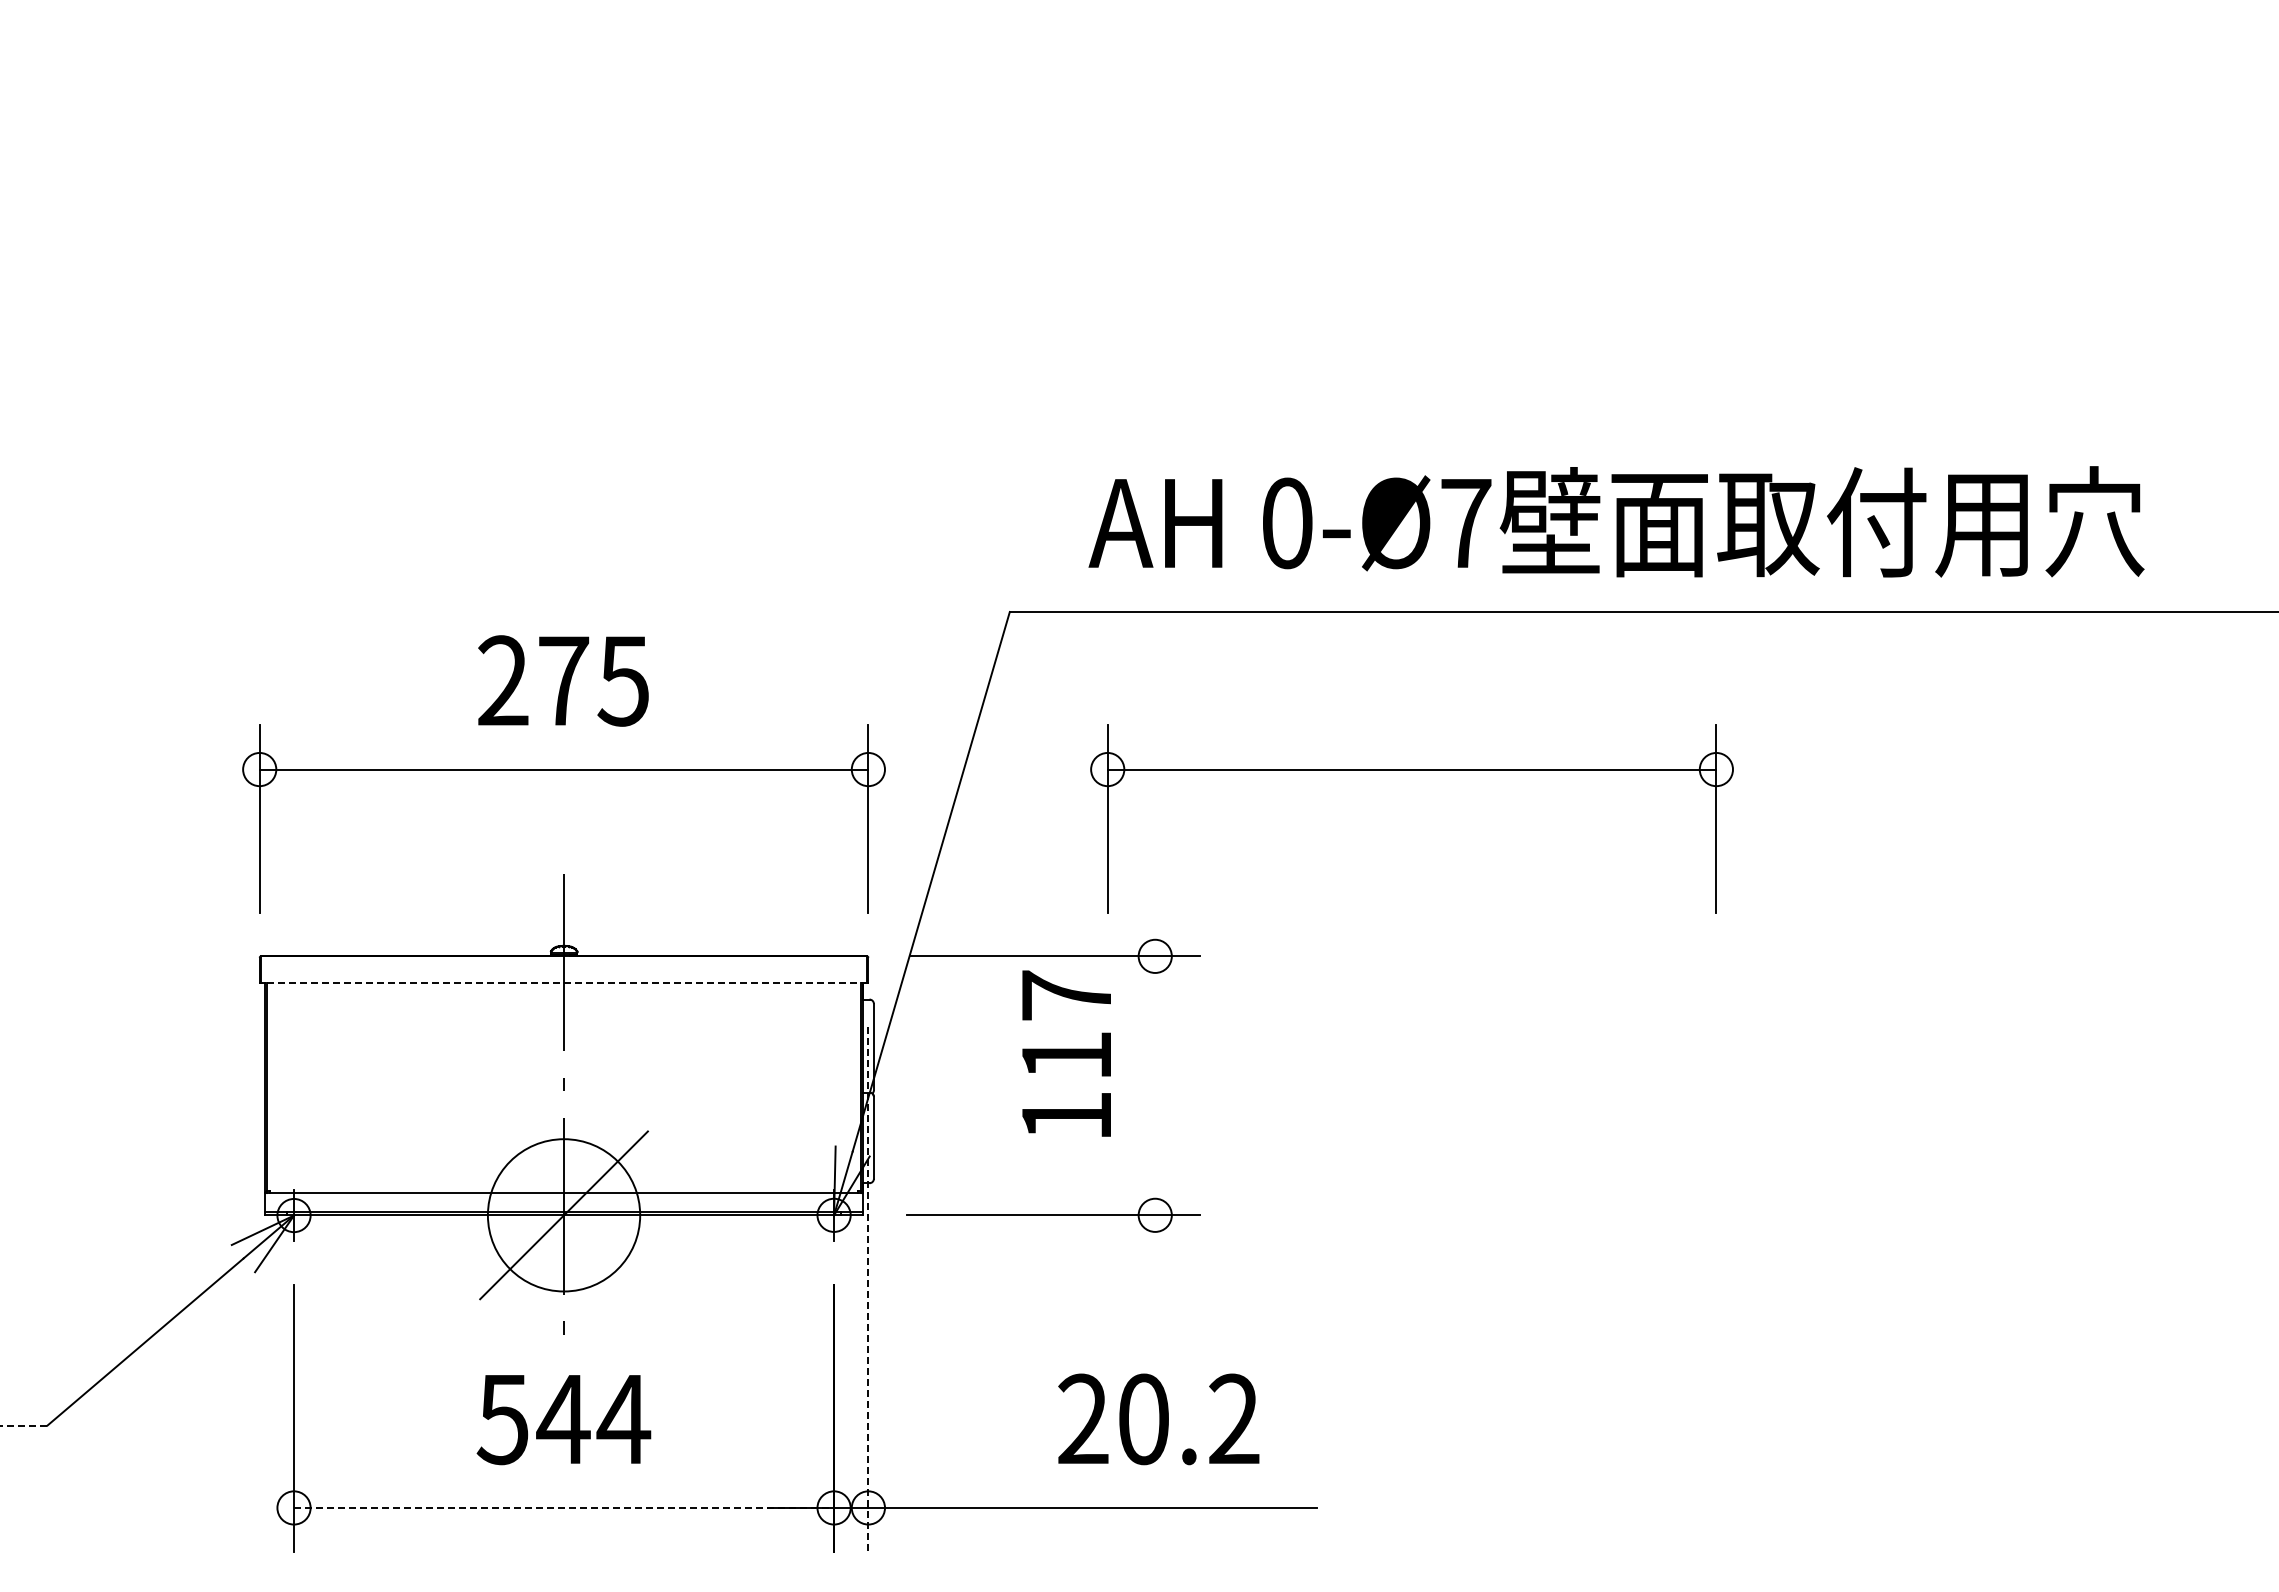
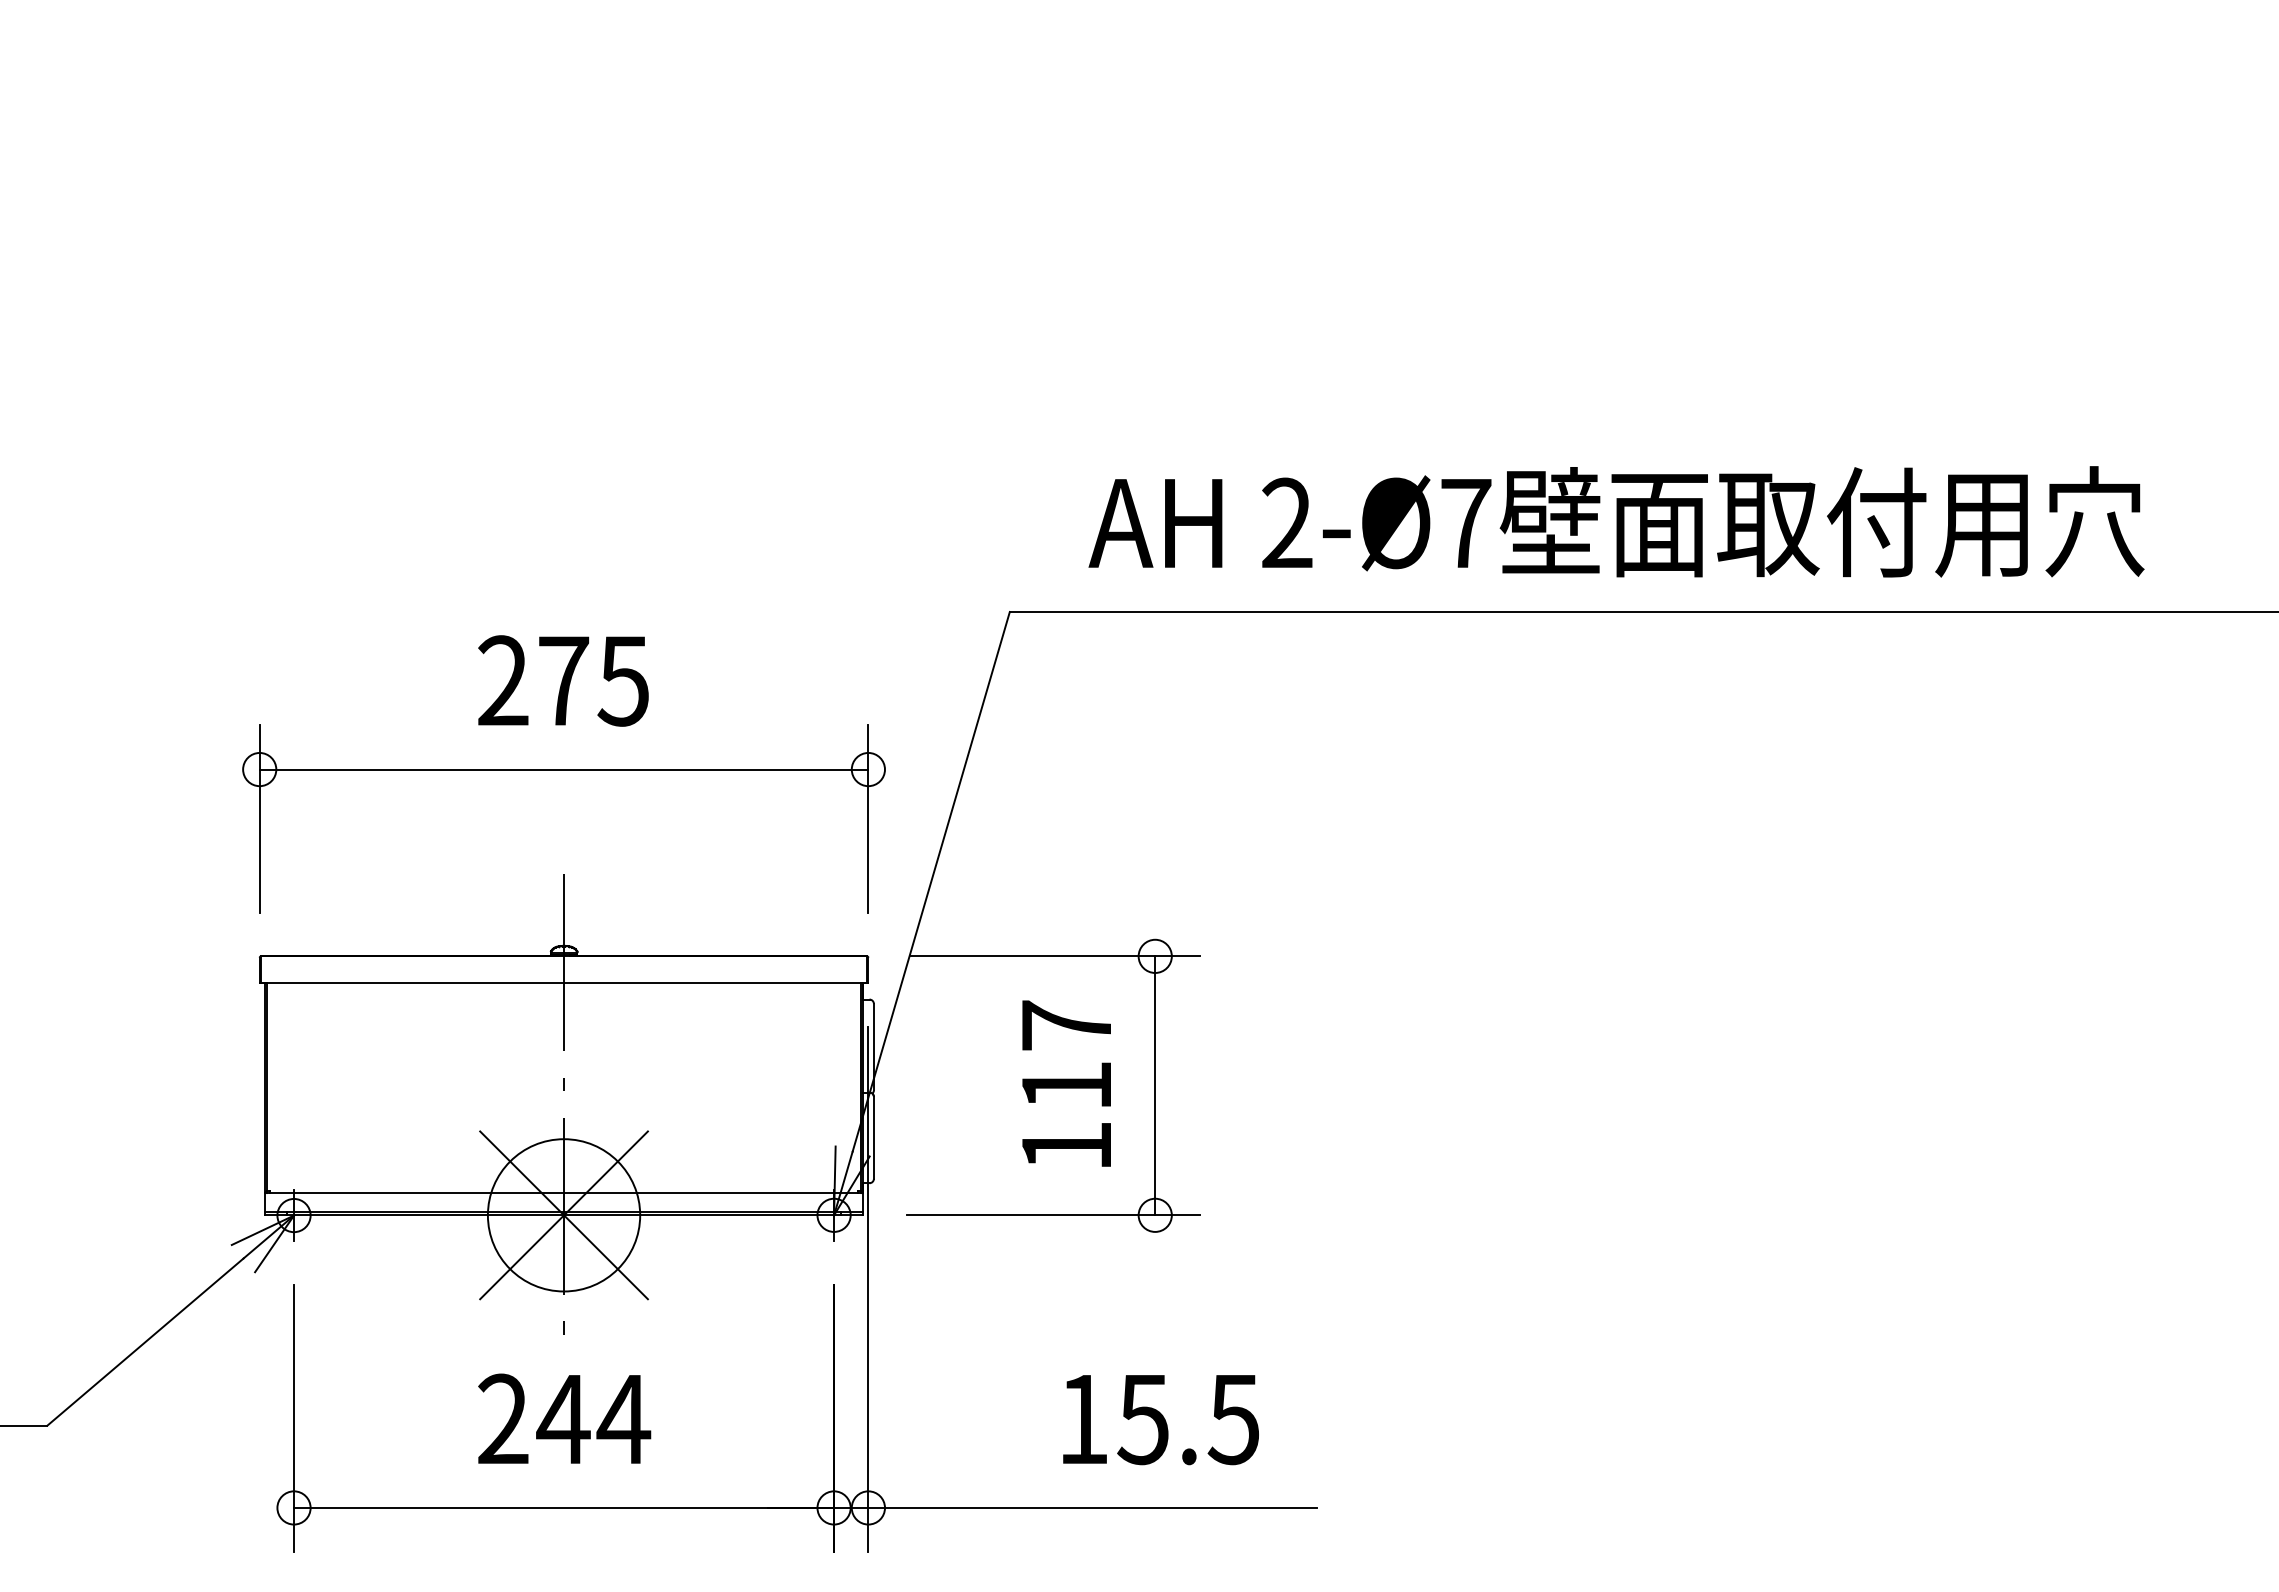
text: 0-Ø7 -> 2-Ø7 (1287, 523)
part: present -> none (1411, 770)
line: dashed -> solid (563, 982)
text position: (1066, 1053) -> (1066, 1083) (1066, 1083)
line: none -> present (1155, 1085)
line: none -> present (563, 1215)
line: dashed -> solid (868, 1289)
text: 544 -> 244 (502, 1419)
text: 20.2 -> 15.5 (1158, 1419)
line: dashed -> solid (23, 1425)
line: dashed -> solid (564, 1507)
